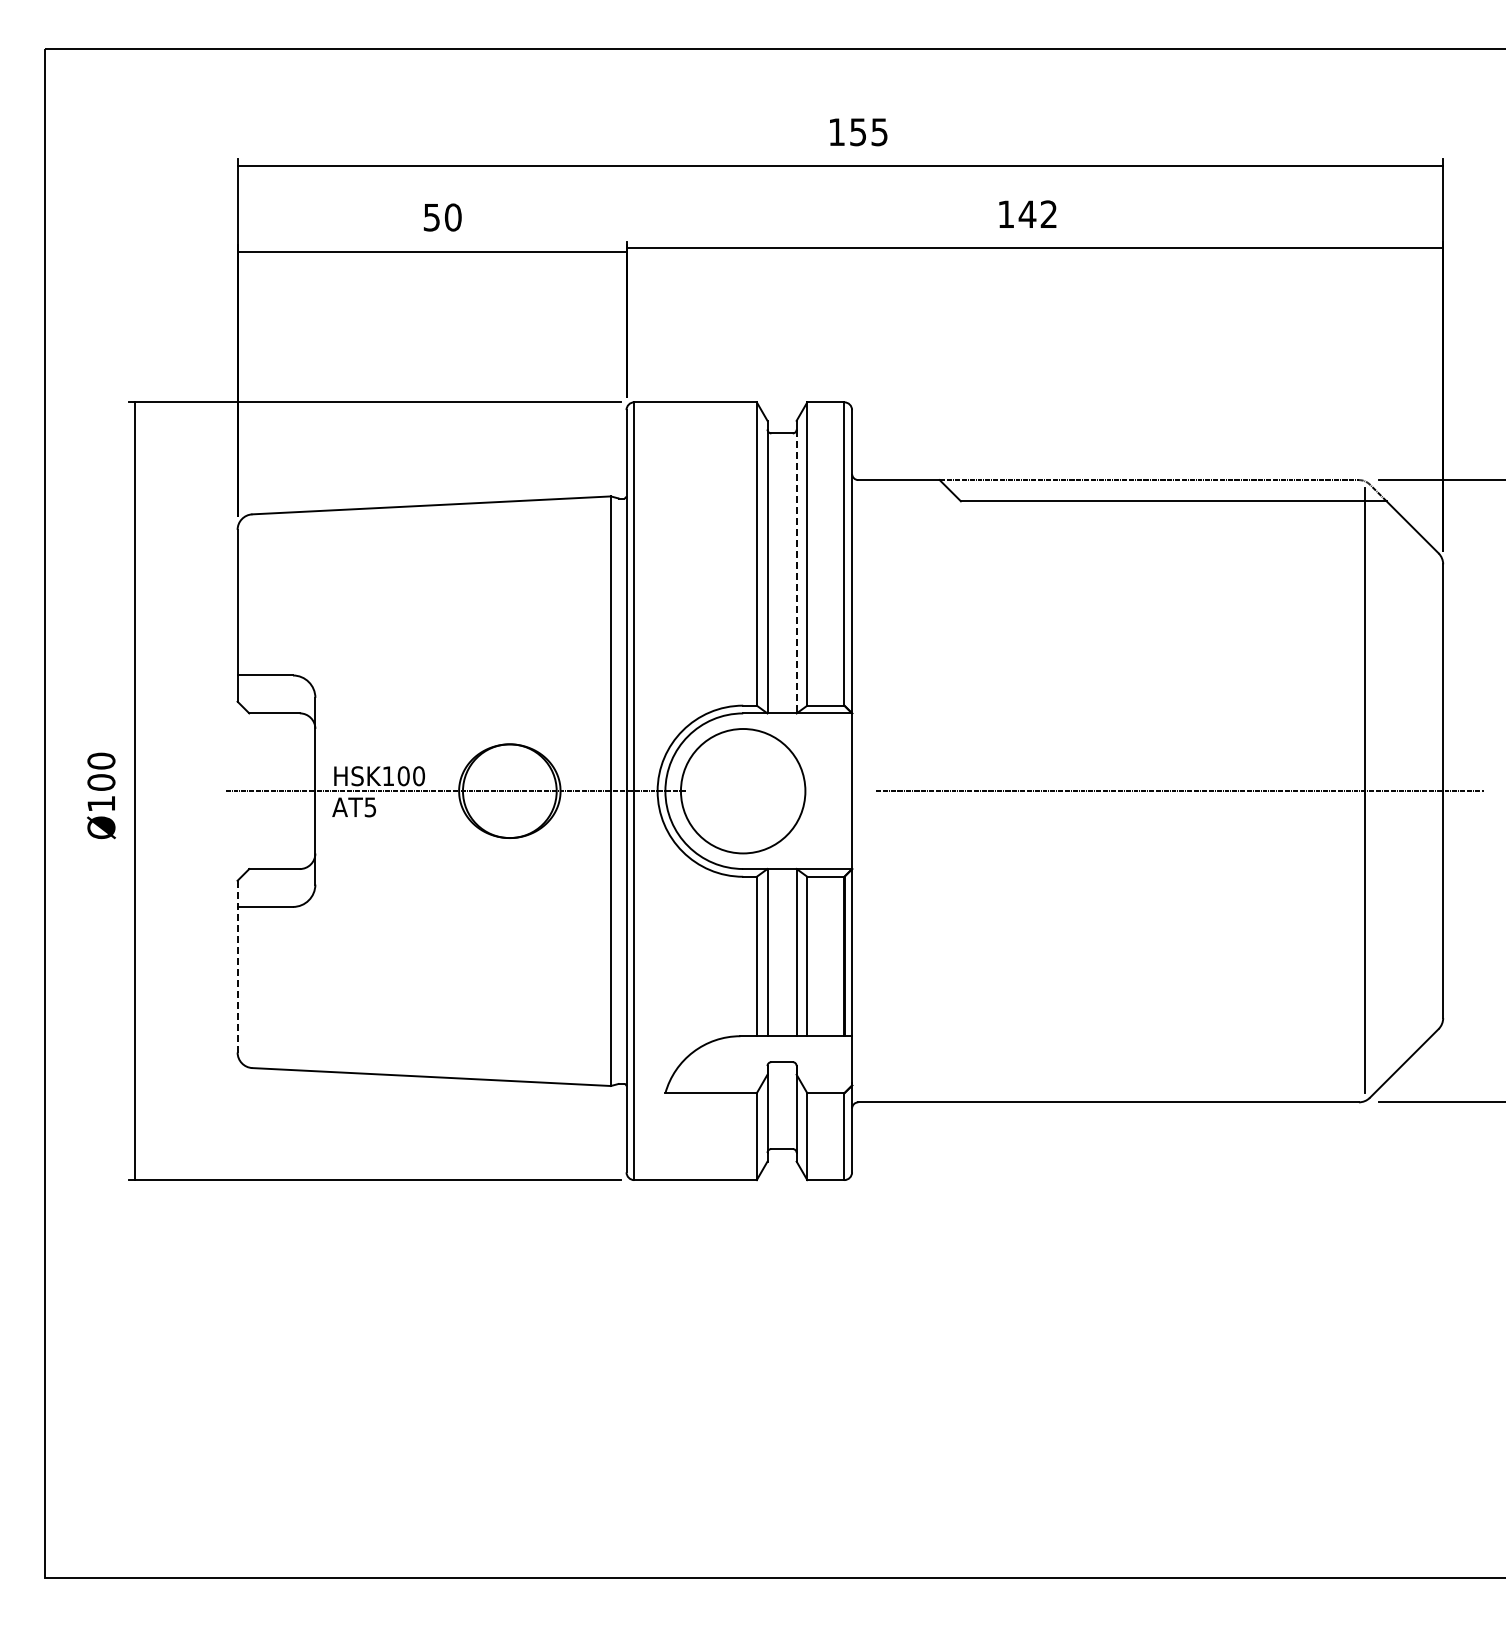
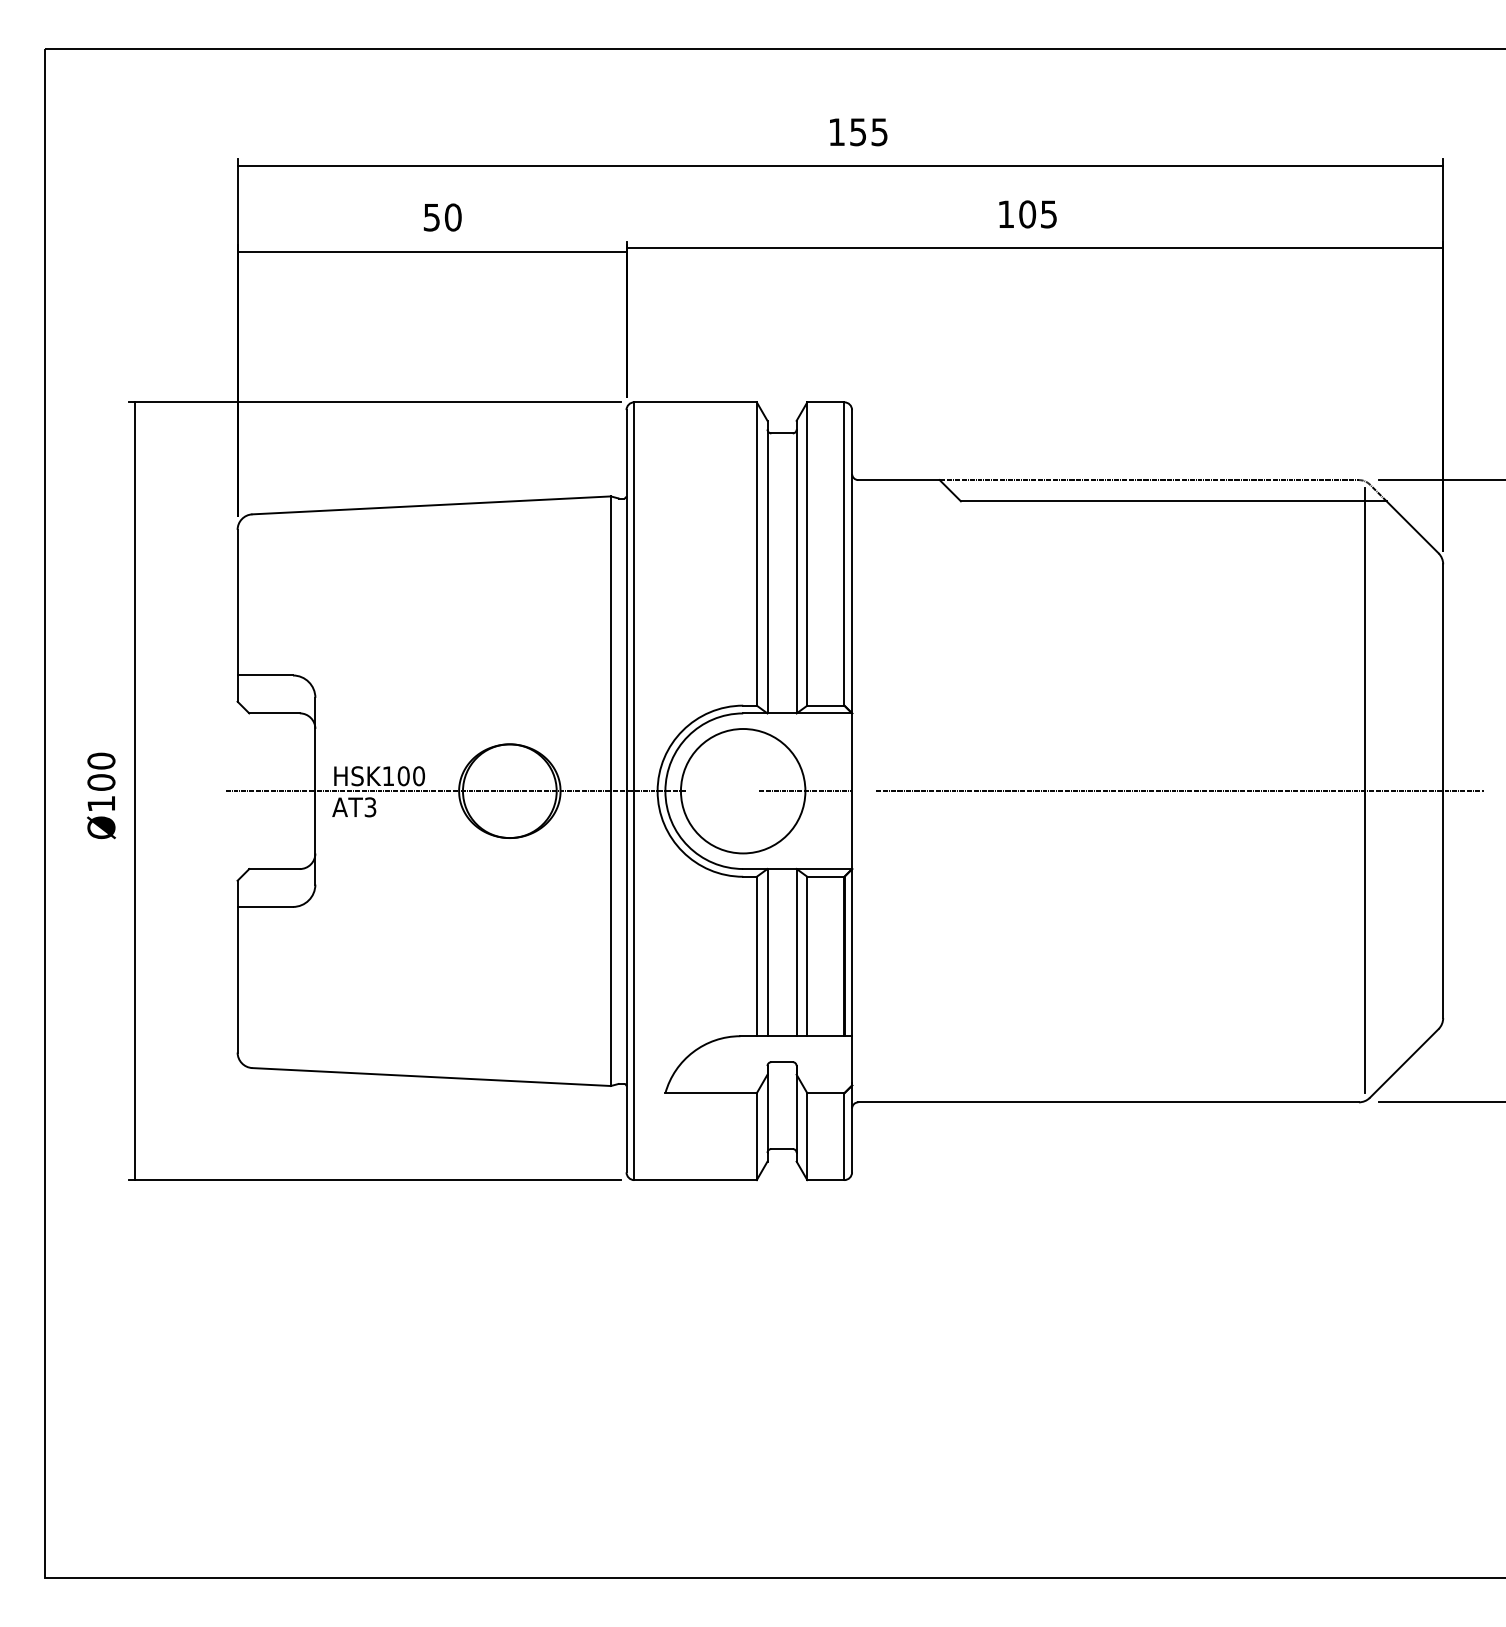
text: 142 -> 105 (1037, 214)
line: dashed -> solid (796, 571)
line: none -> present (805, 791)
text: AT5 -> AT3 (370, 806)
line: dashed -> solid (237, 966)
